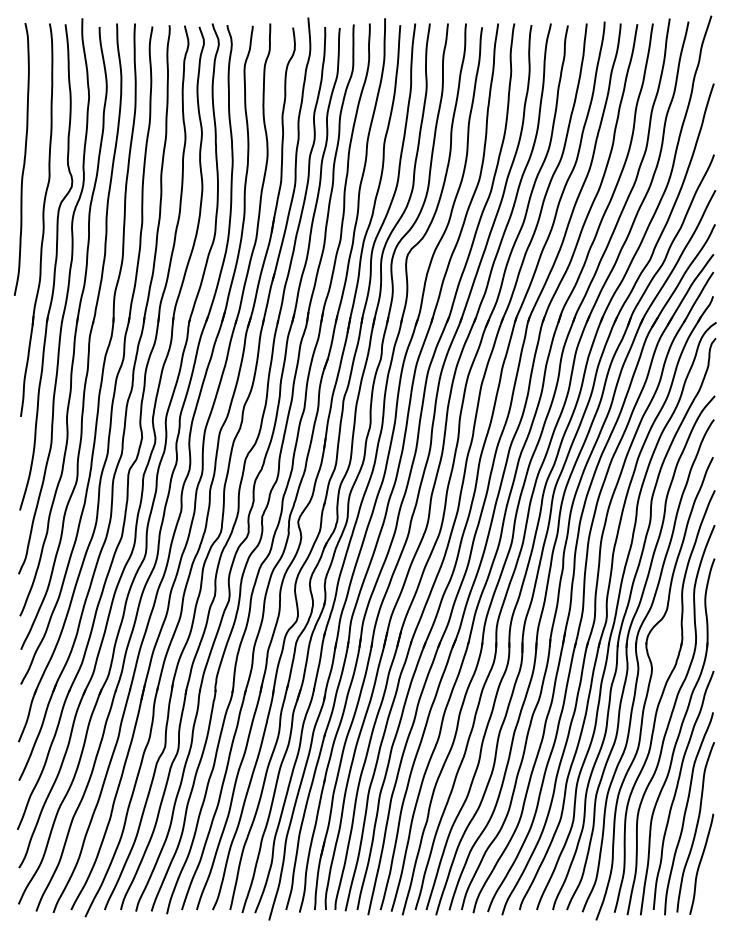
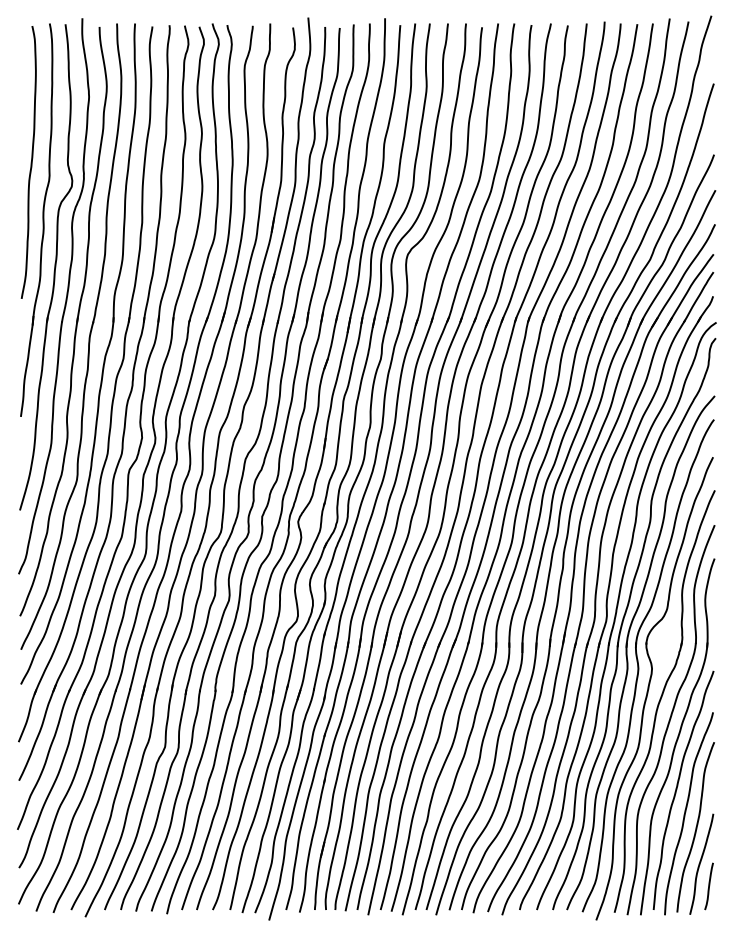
curve position: (23, 159) -> (30, 162) (30, 162)
line: none -> present (708, 886)
